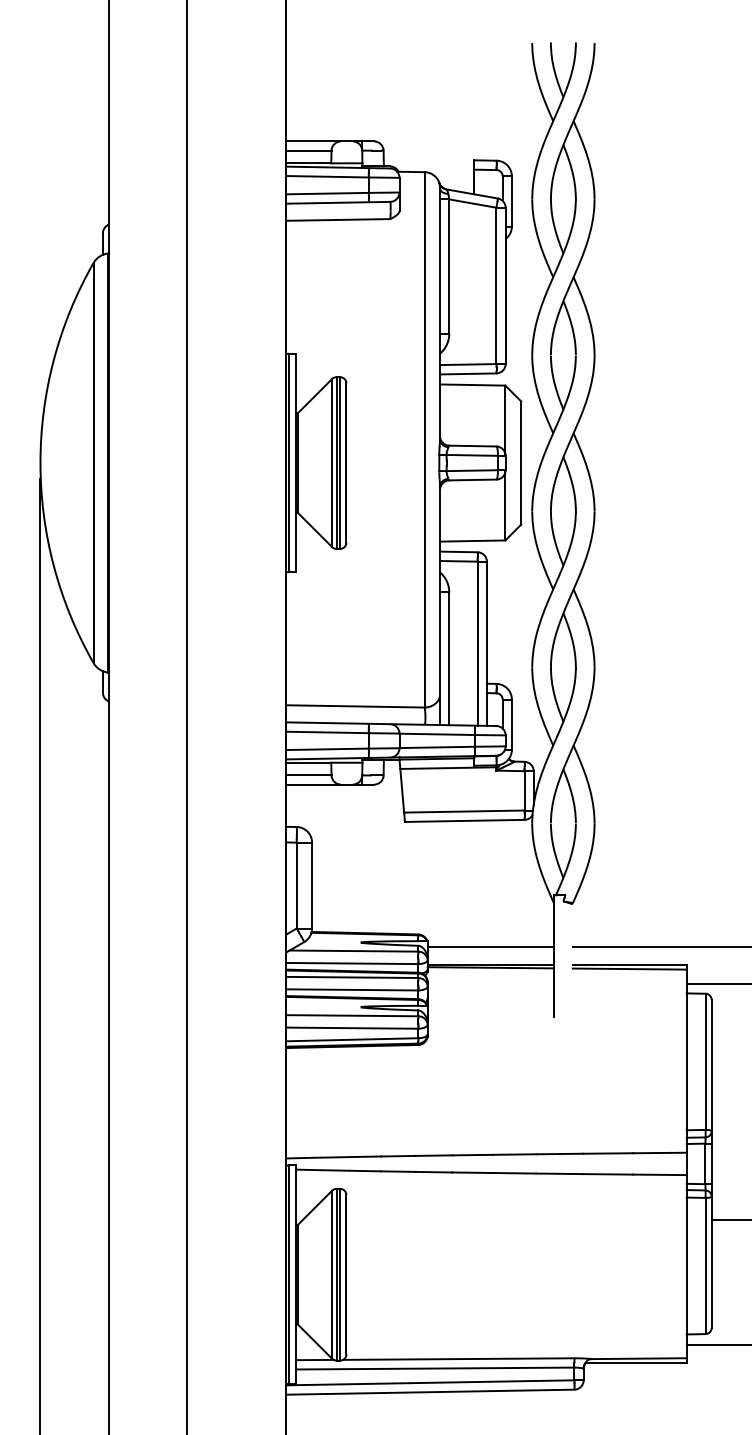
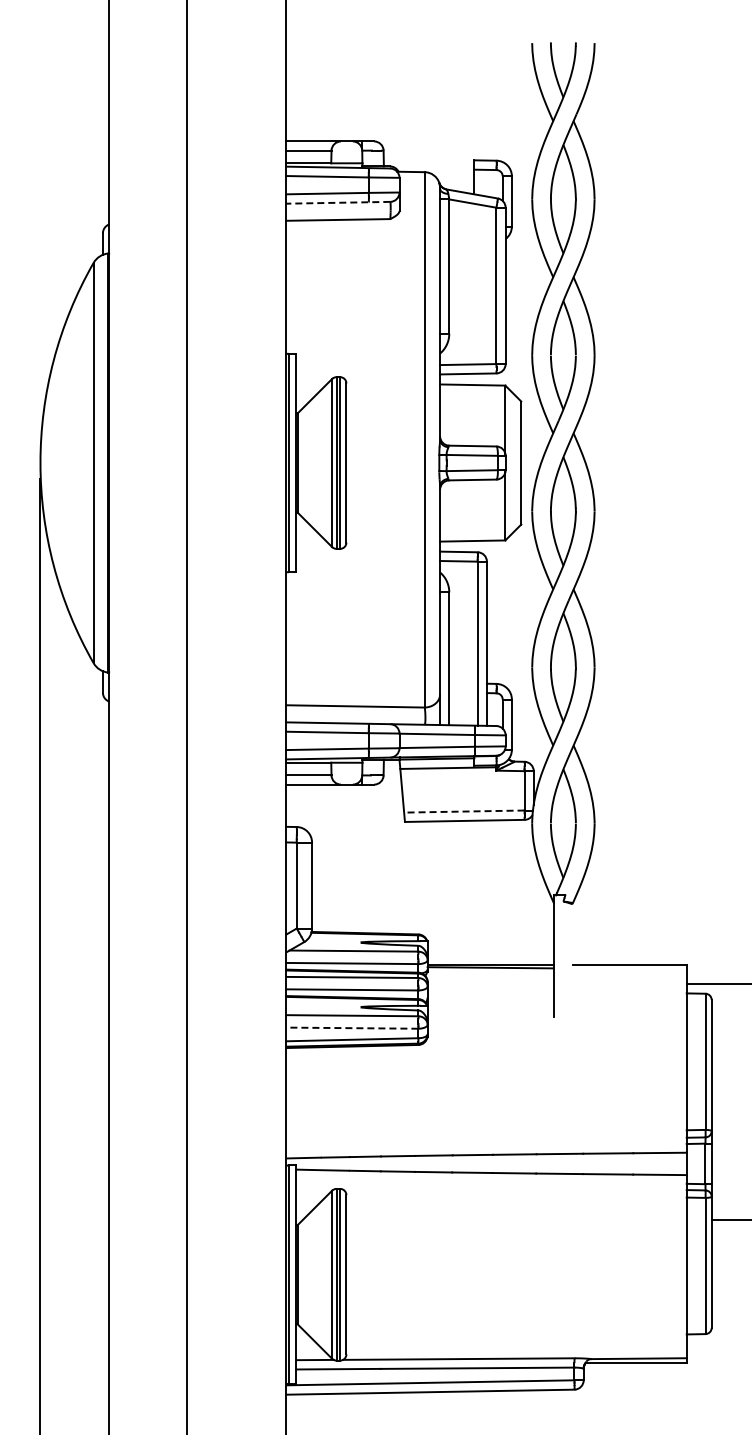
line: solid -> dashed (338, 202)
line: solid -> dashed (463, 811)
line: present -> none (490, 946)
line: present -> none (660, 946)
line: present -> none (629, 968)
line: solid -> dashed (352, 1028)
line: present -> none (717, 1344)
